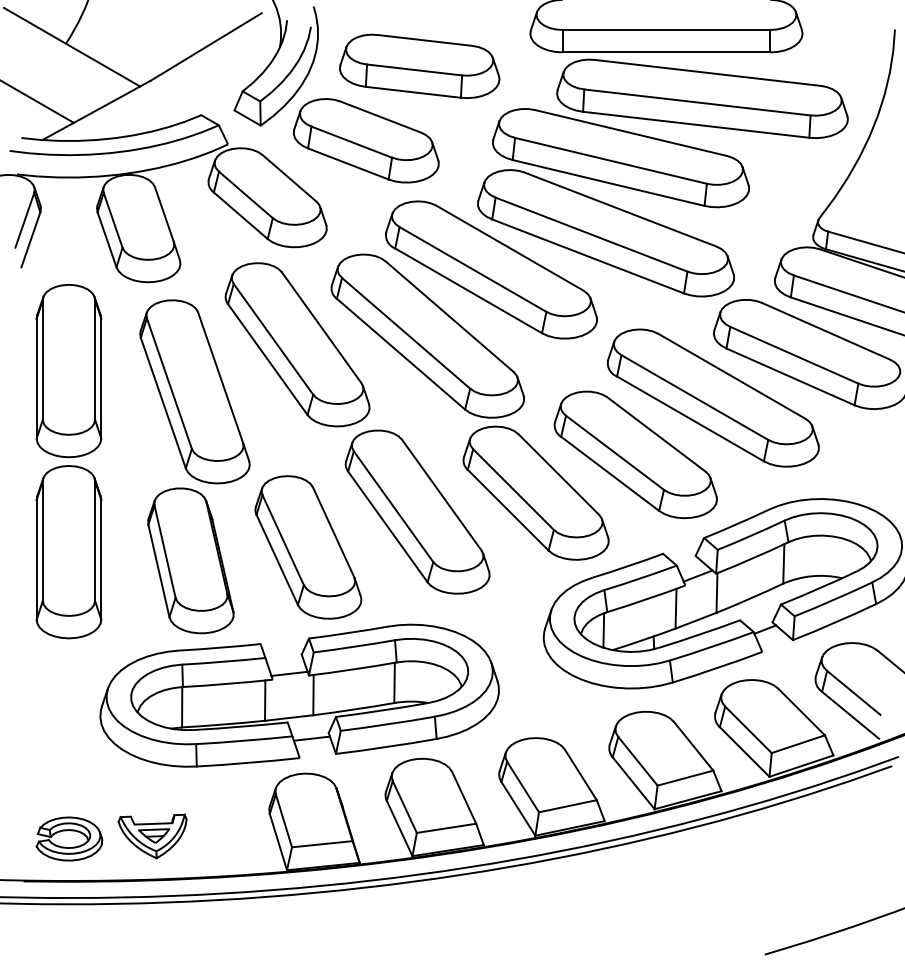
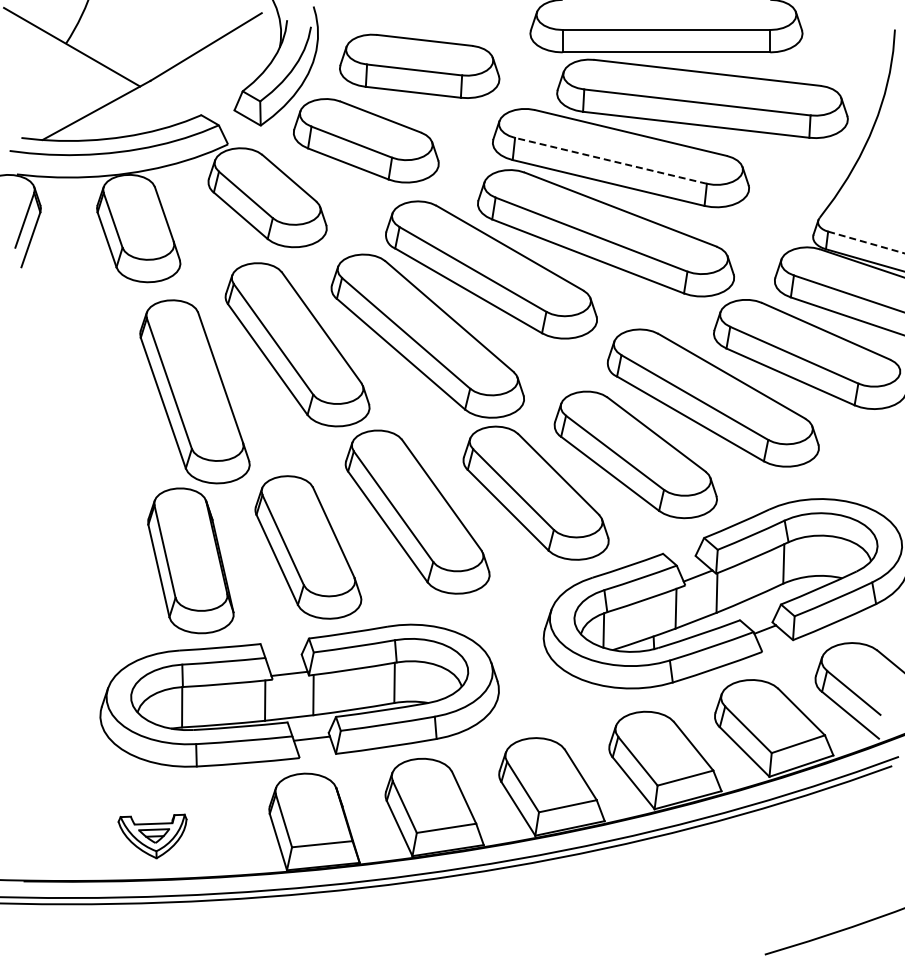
line: present -> none (37, 101)
line: solid -> dashed (611, 160)
line: solid -> dashed (866, 242)
part: present -> none (68, 461)
part: present -> none (71, 831)
